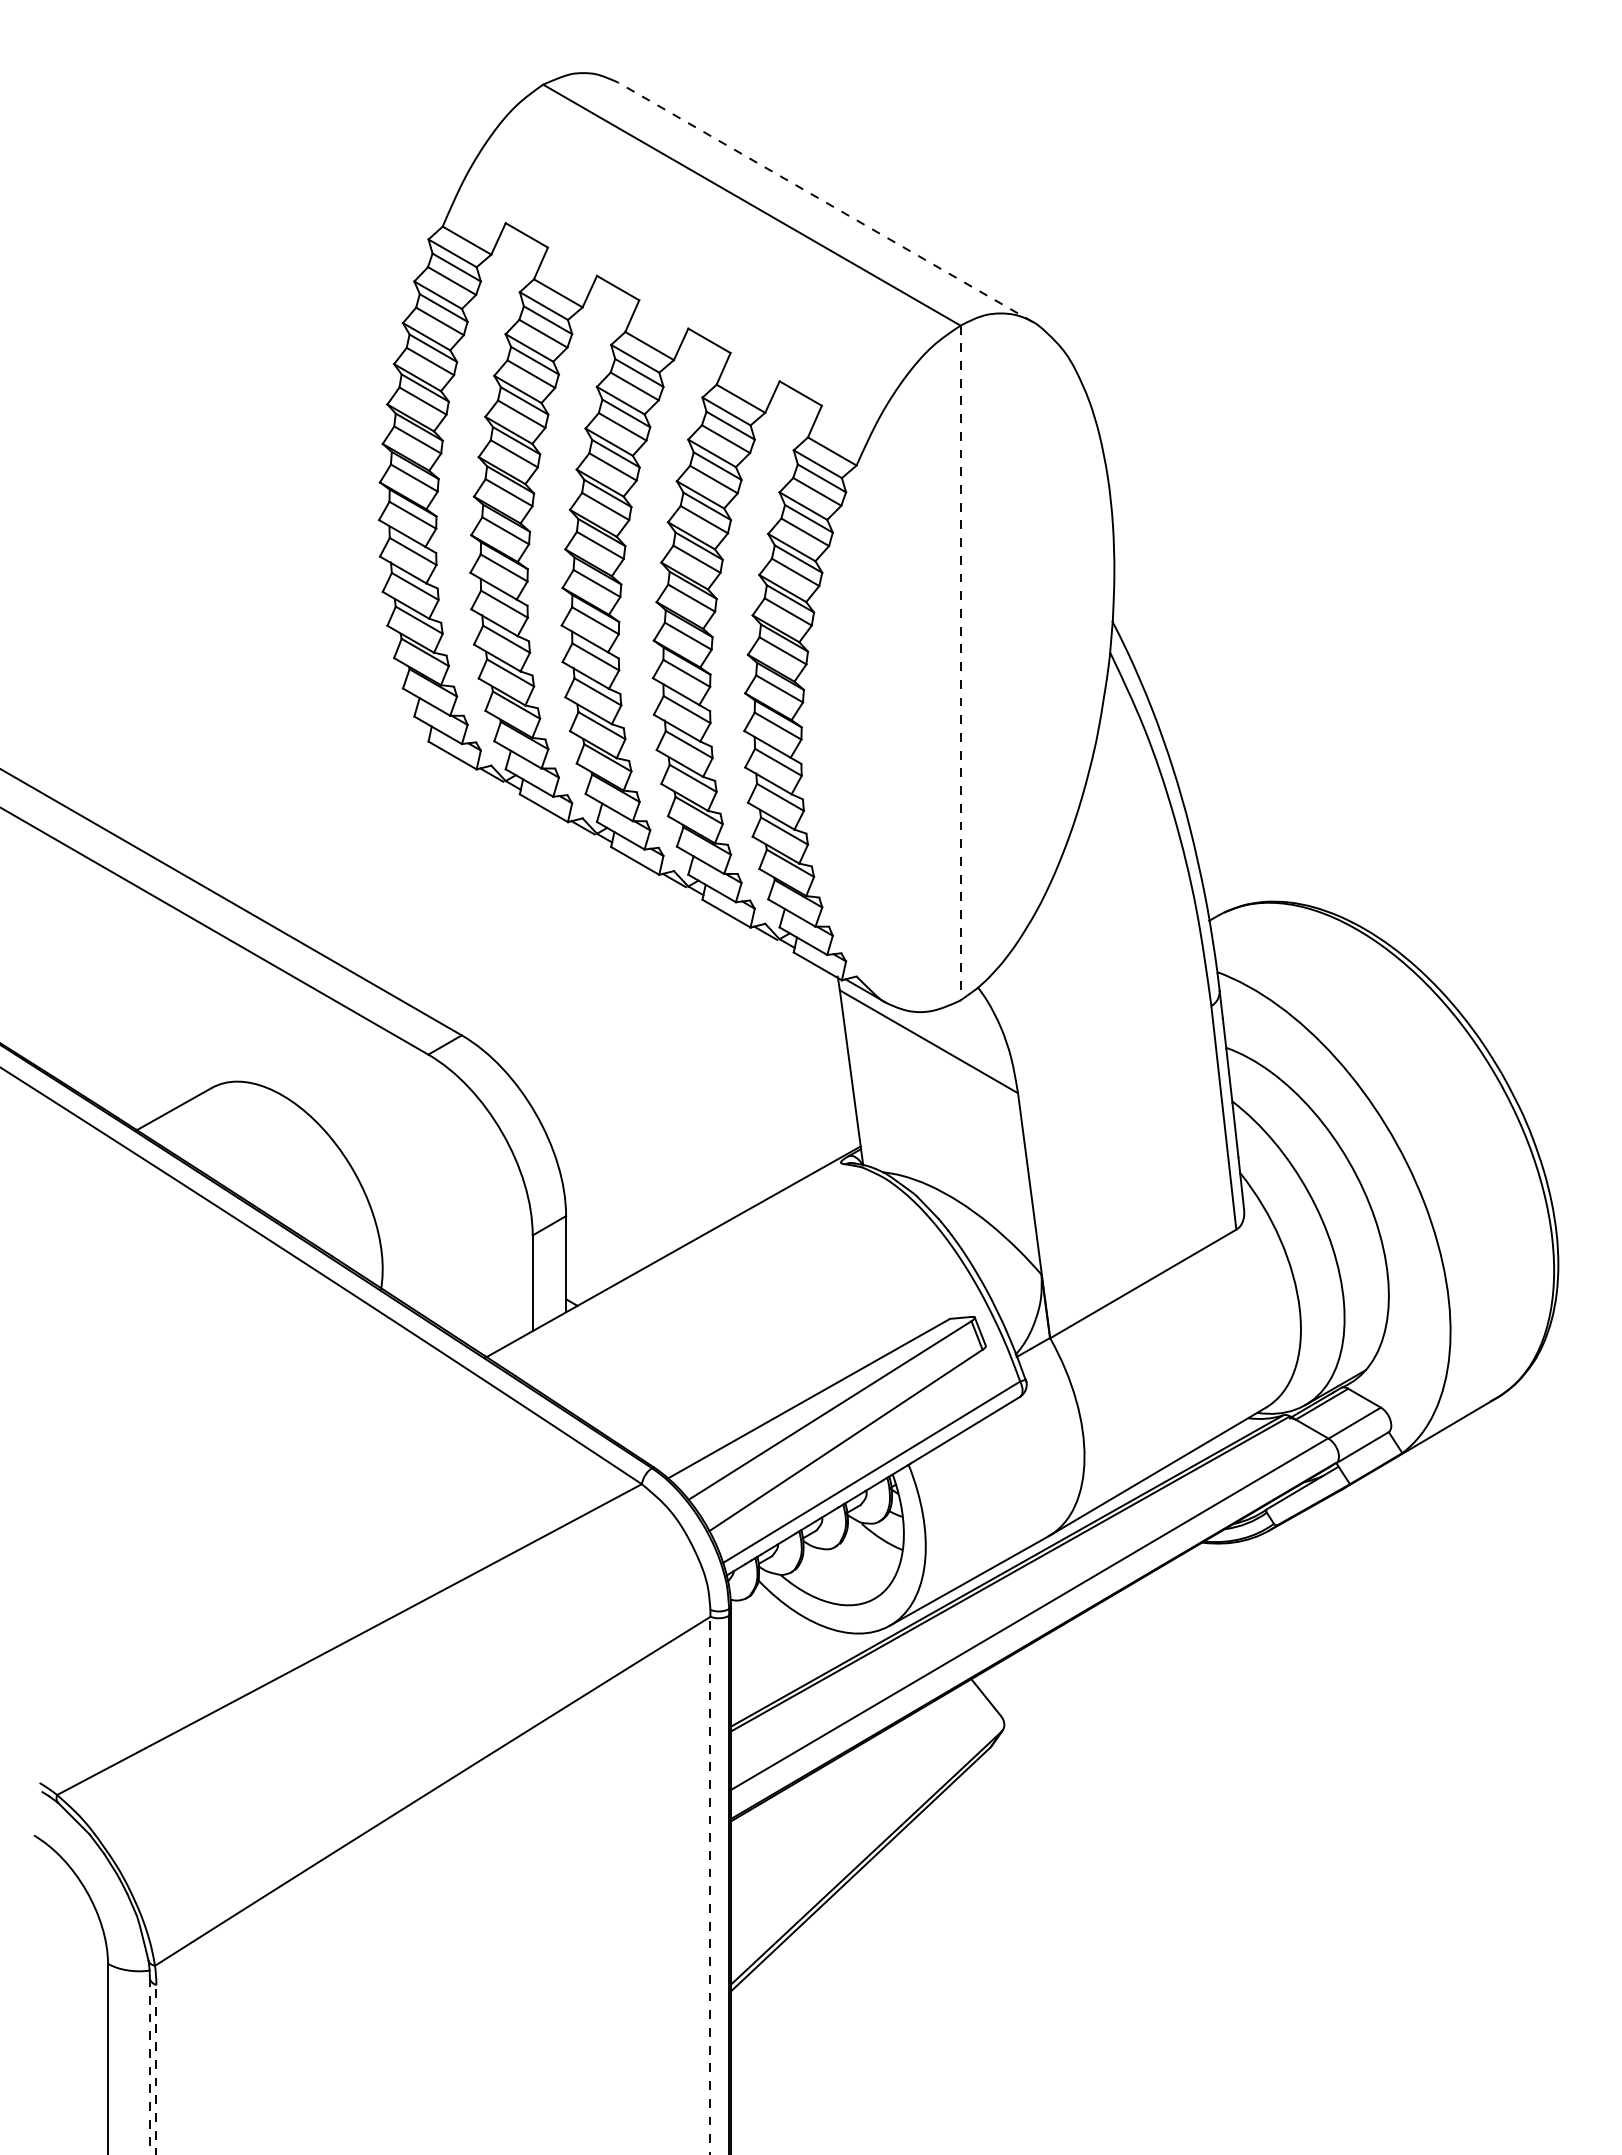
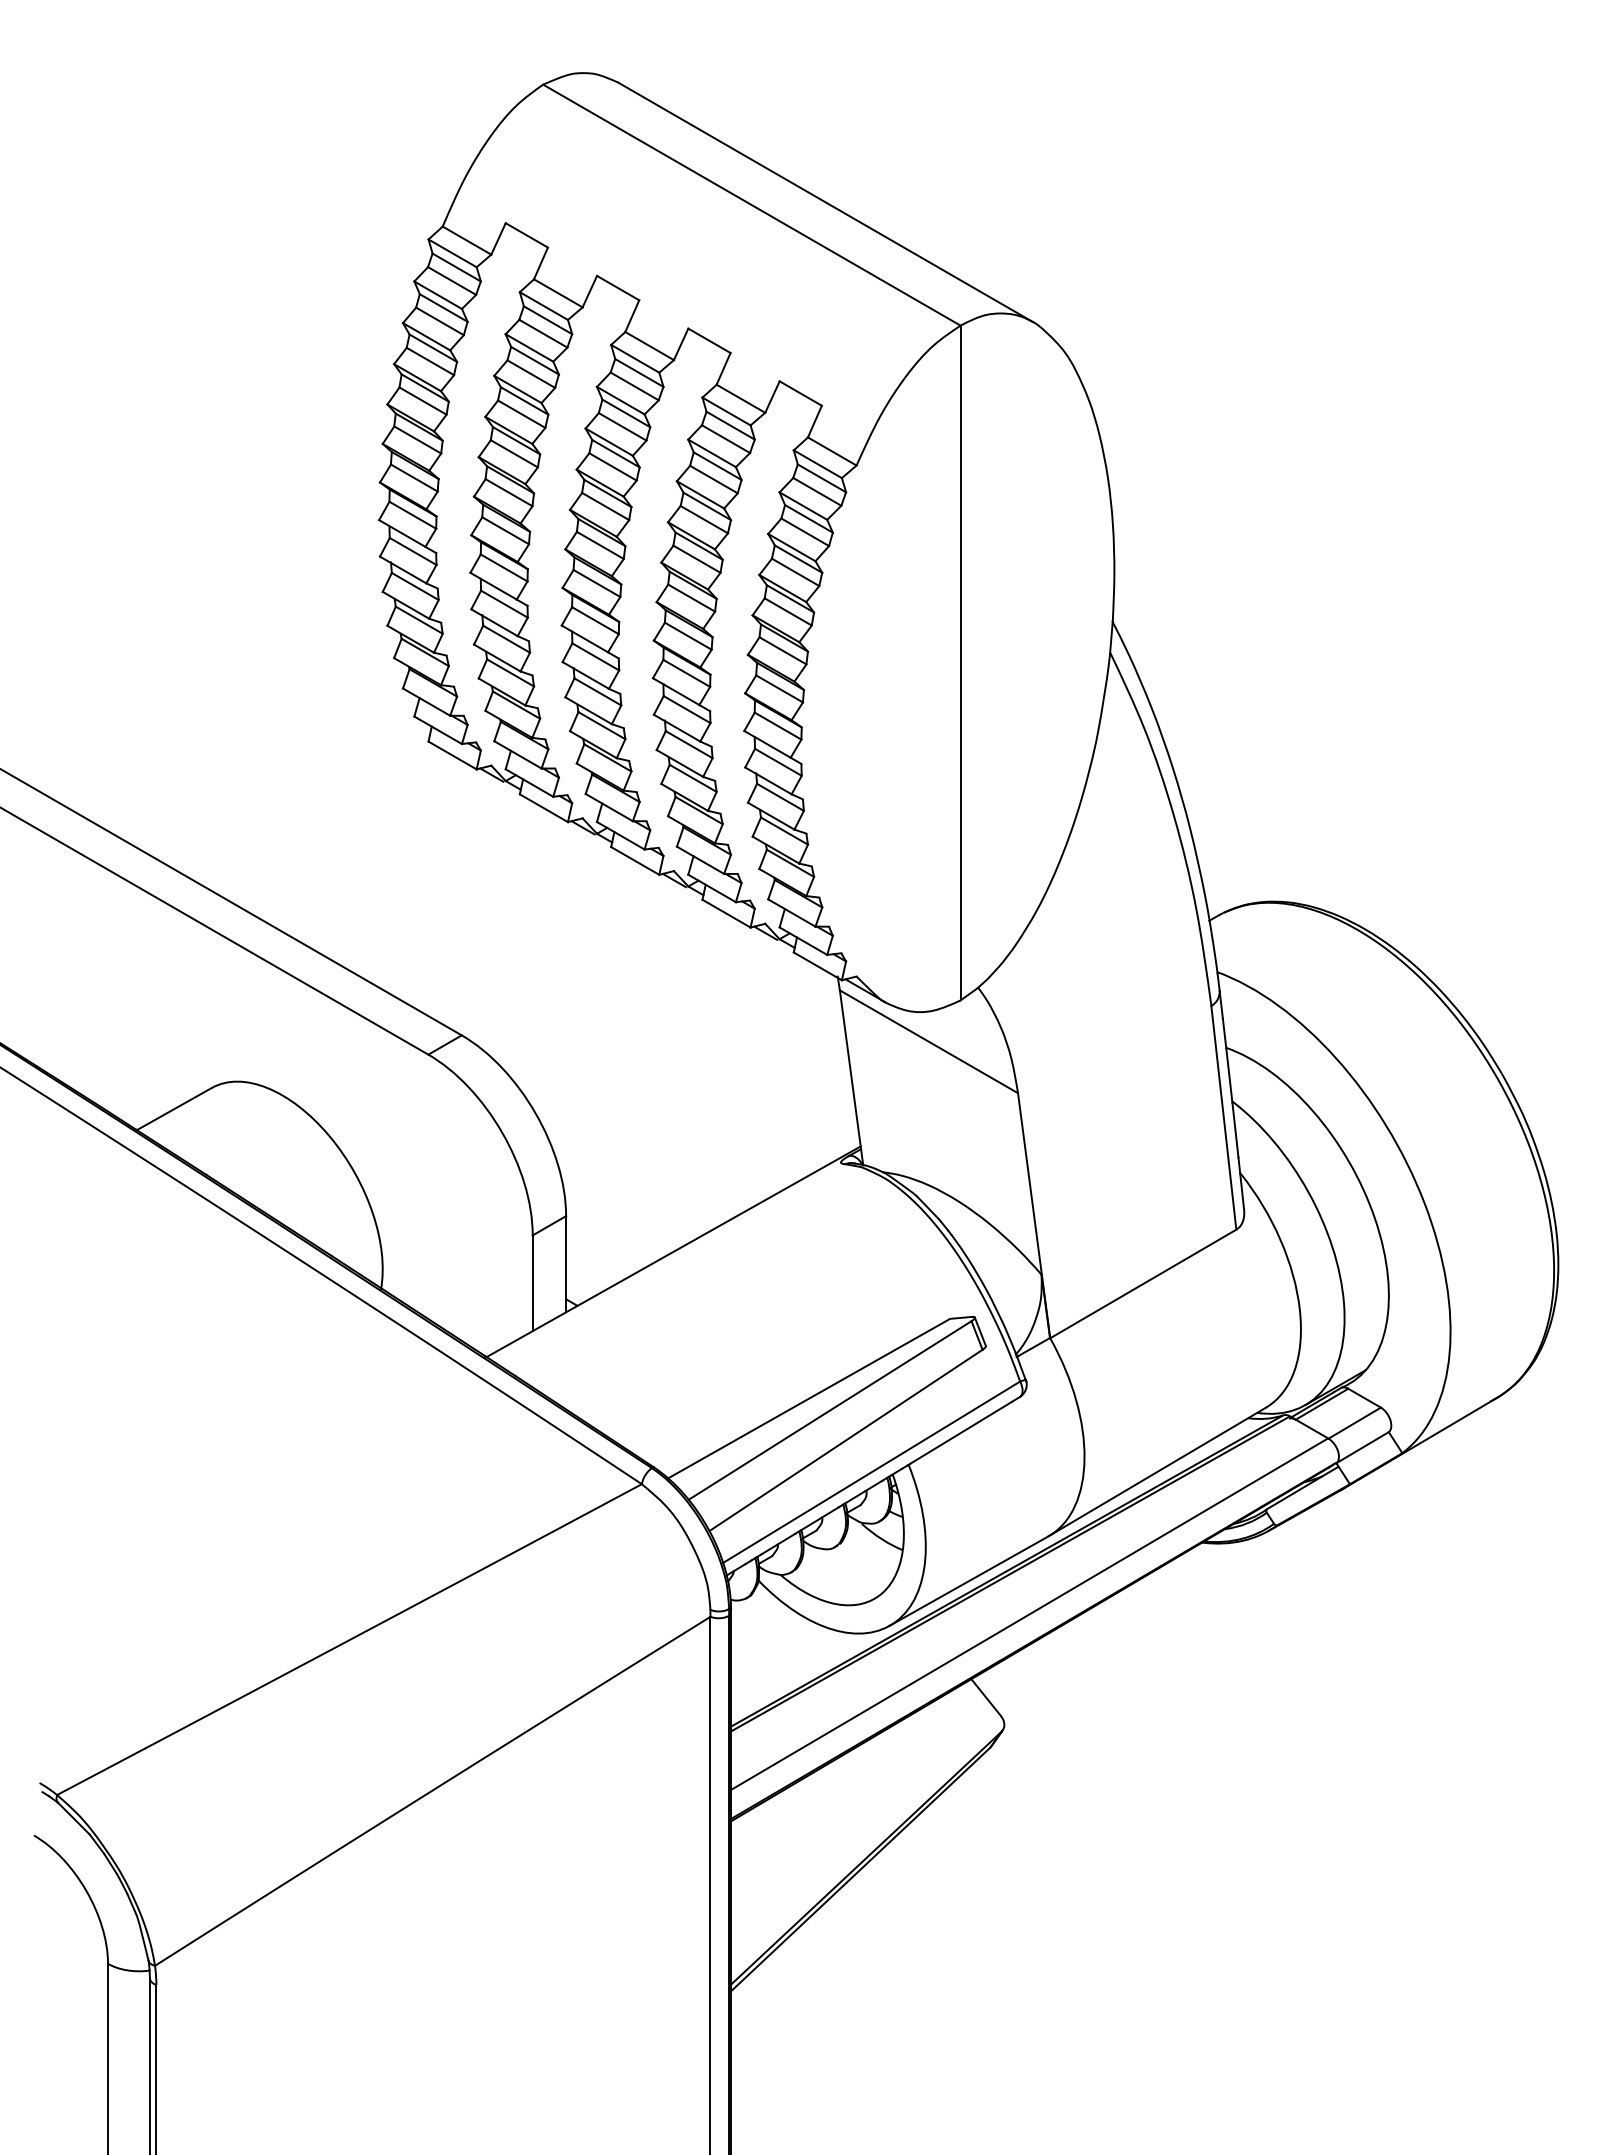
line: dashed -> solid (825, 202)
line: dashed -> solid (960, 663)
line: dashed -> solid (710, 1885)
line: dashed -> solid (149, 2066)
line: dashed -> solid (156, 2069)
